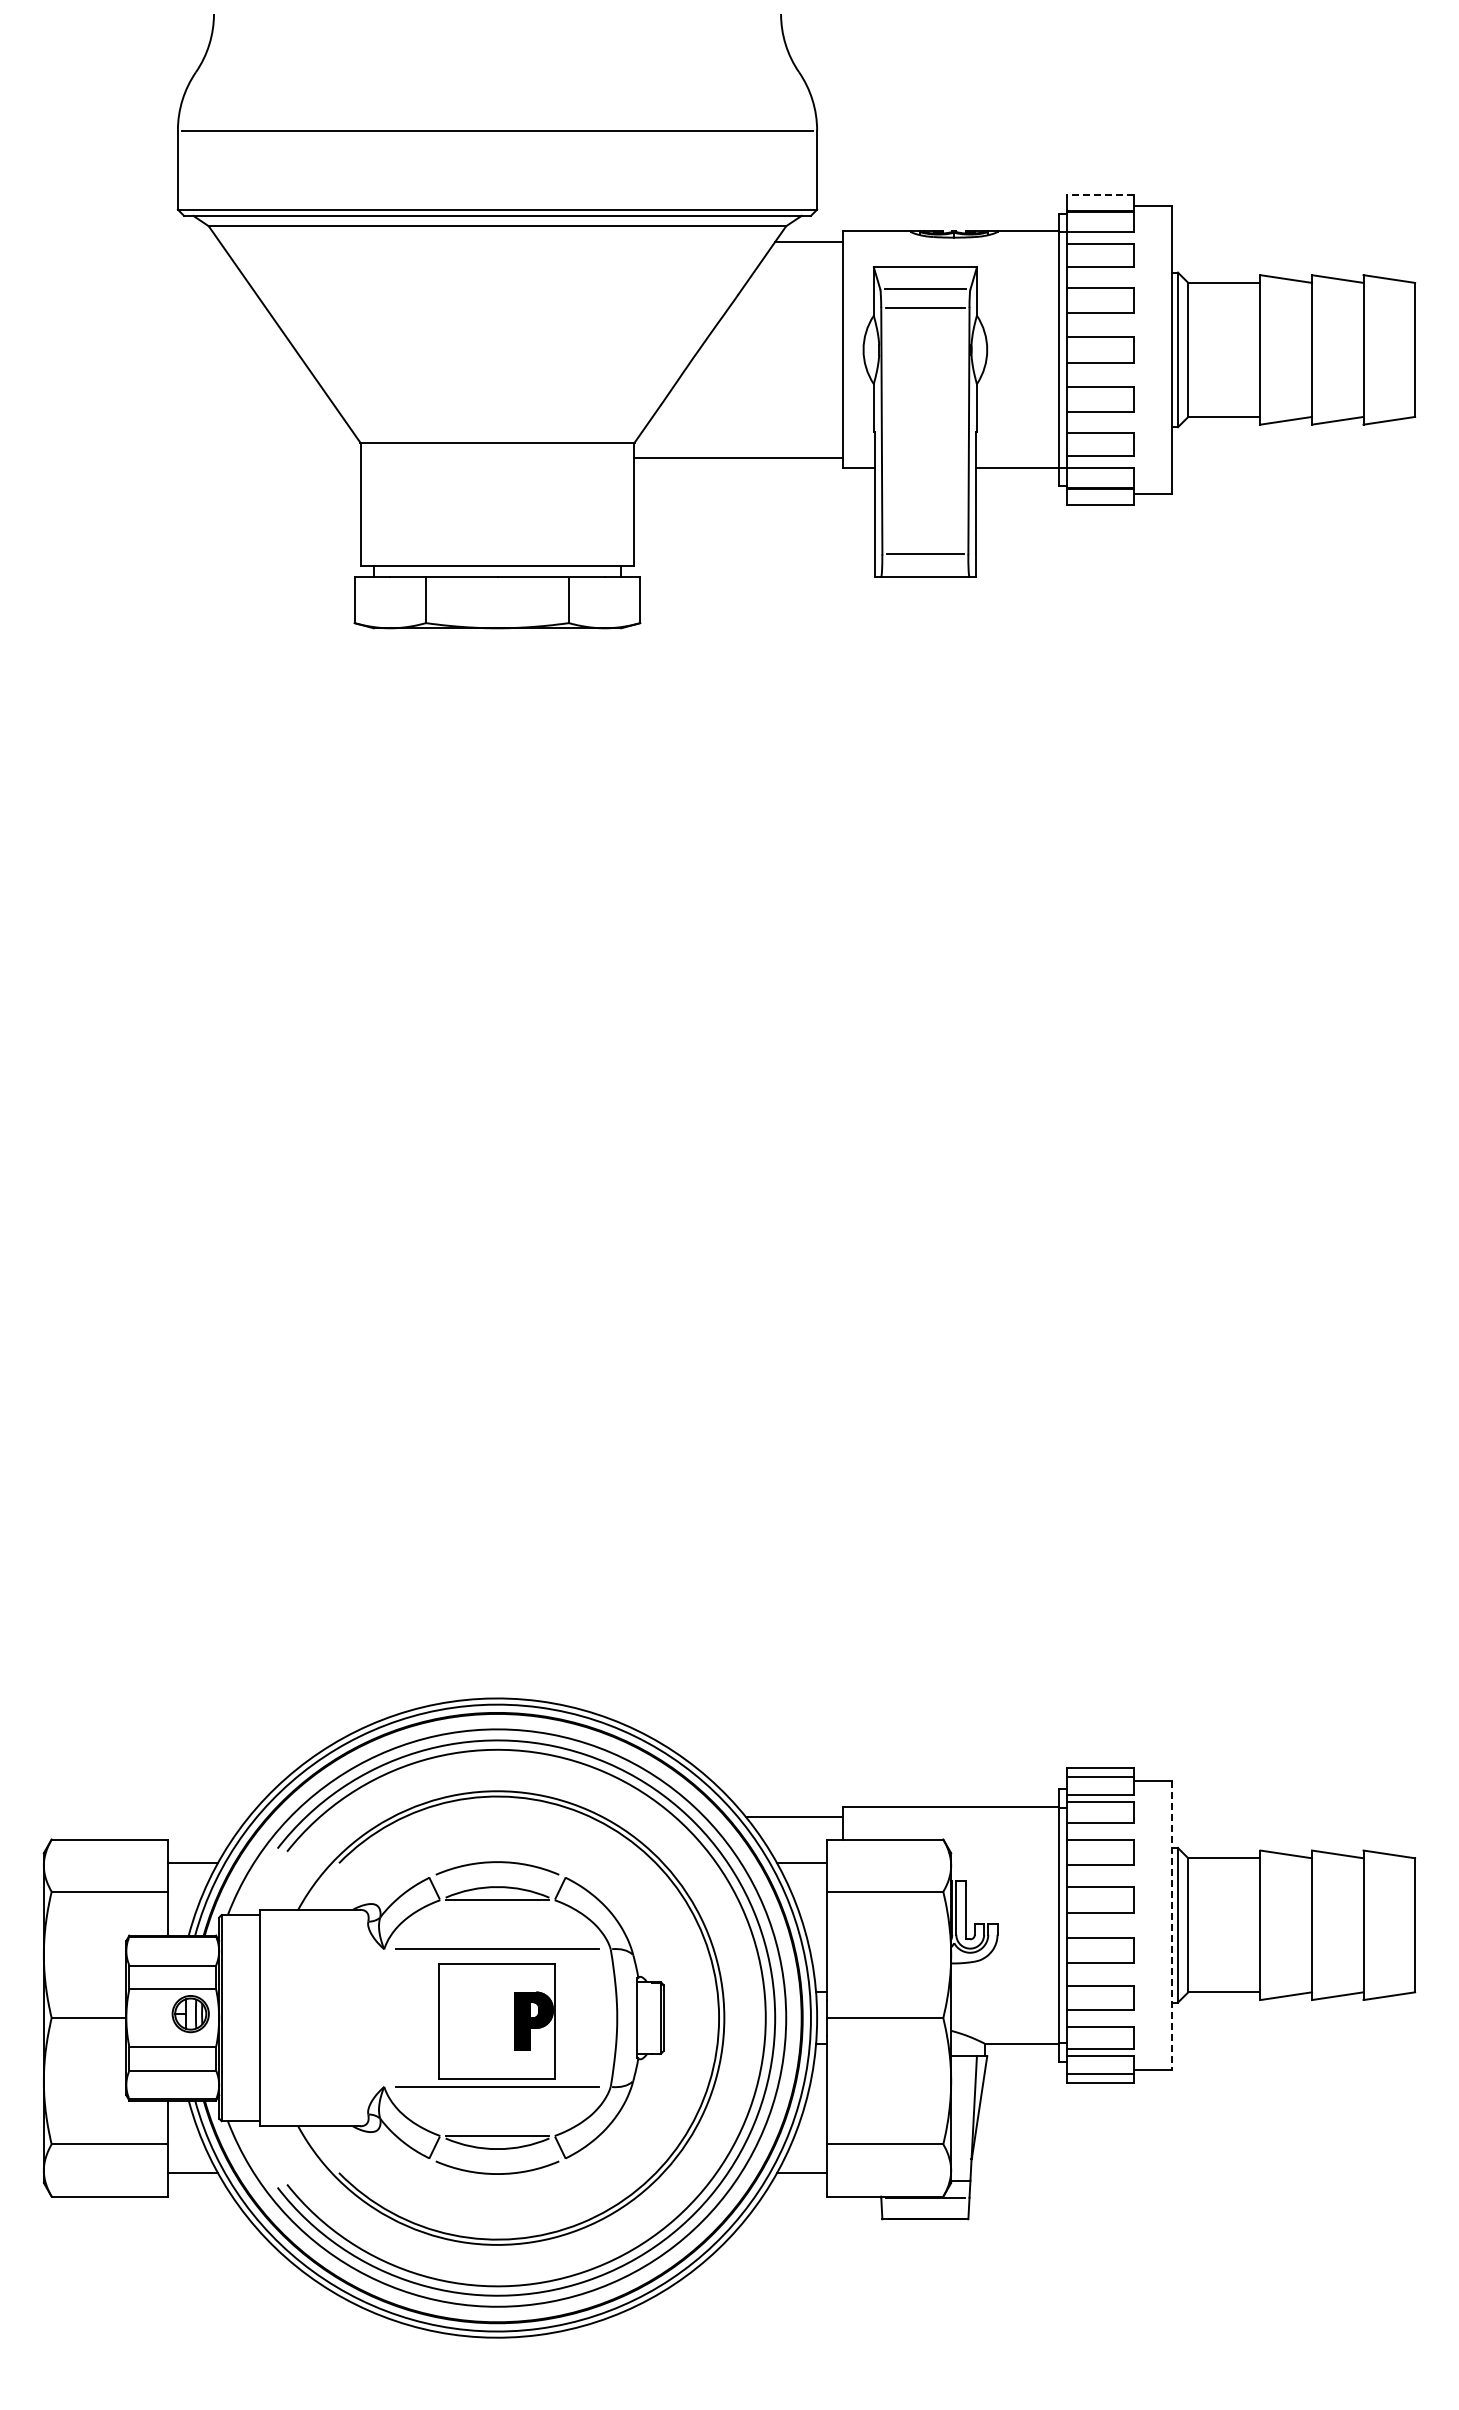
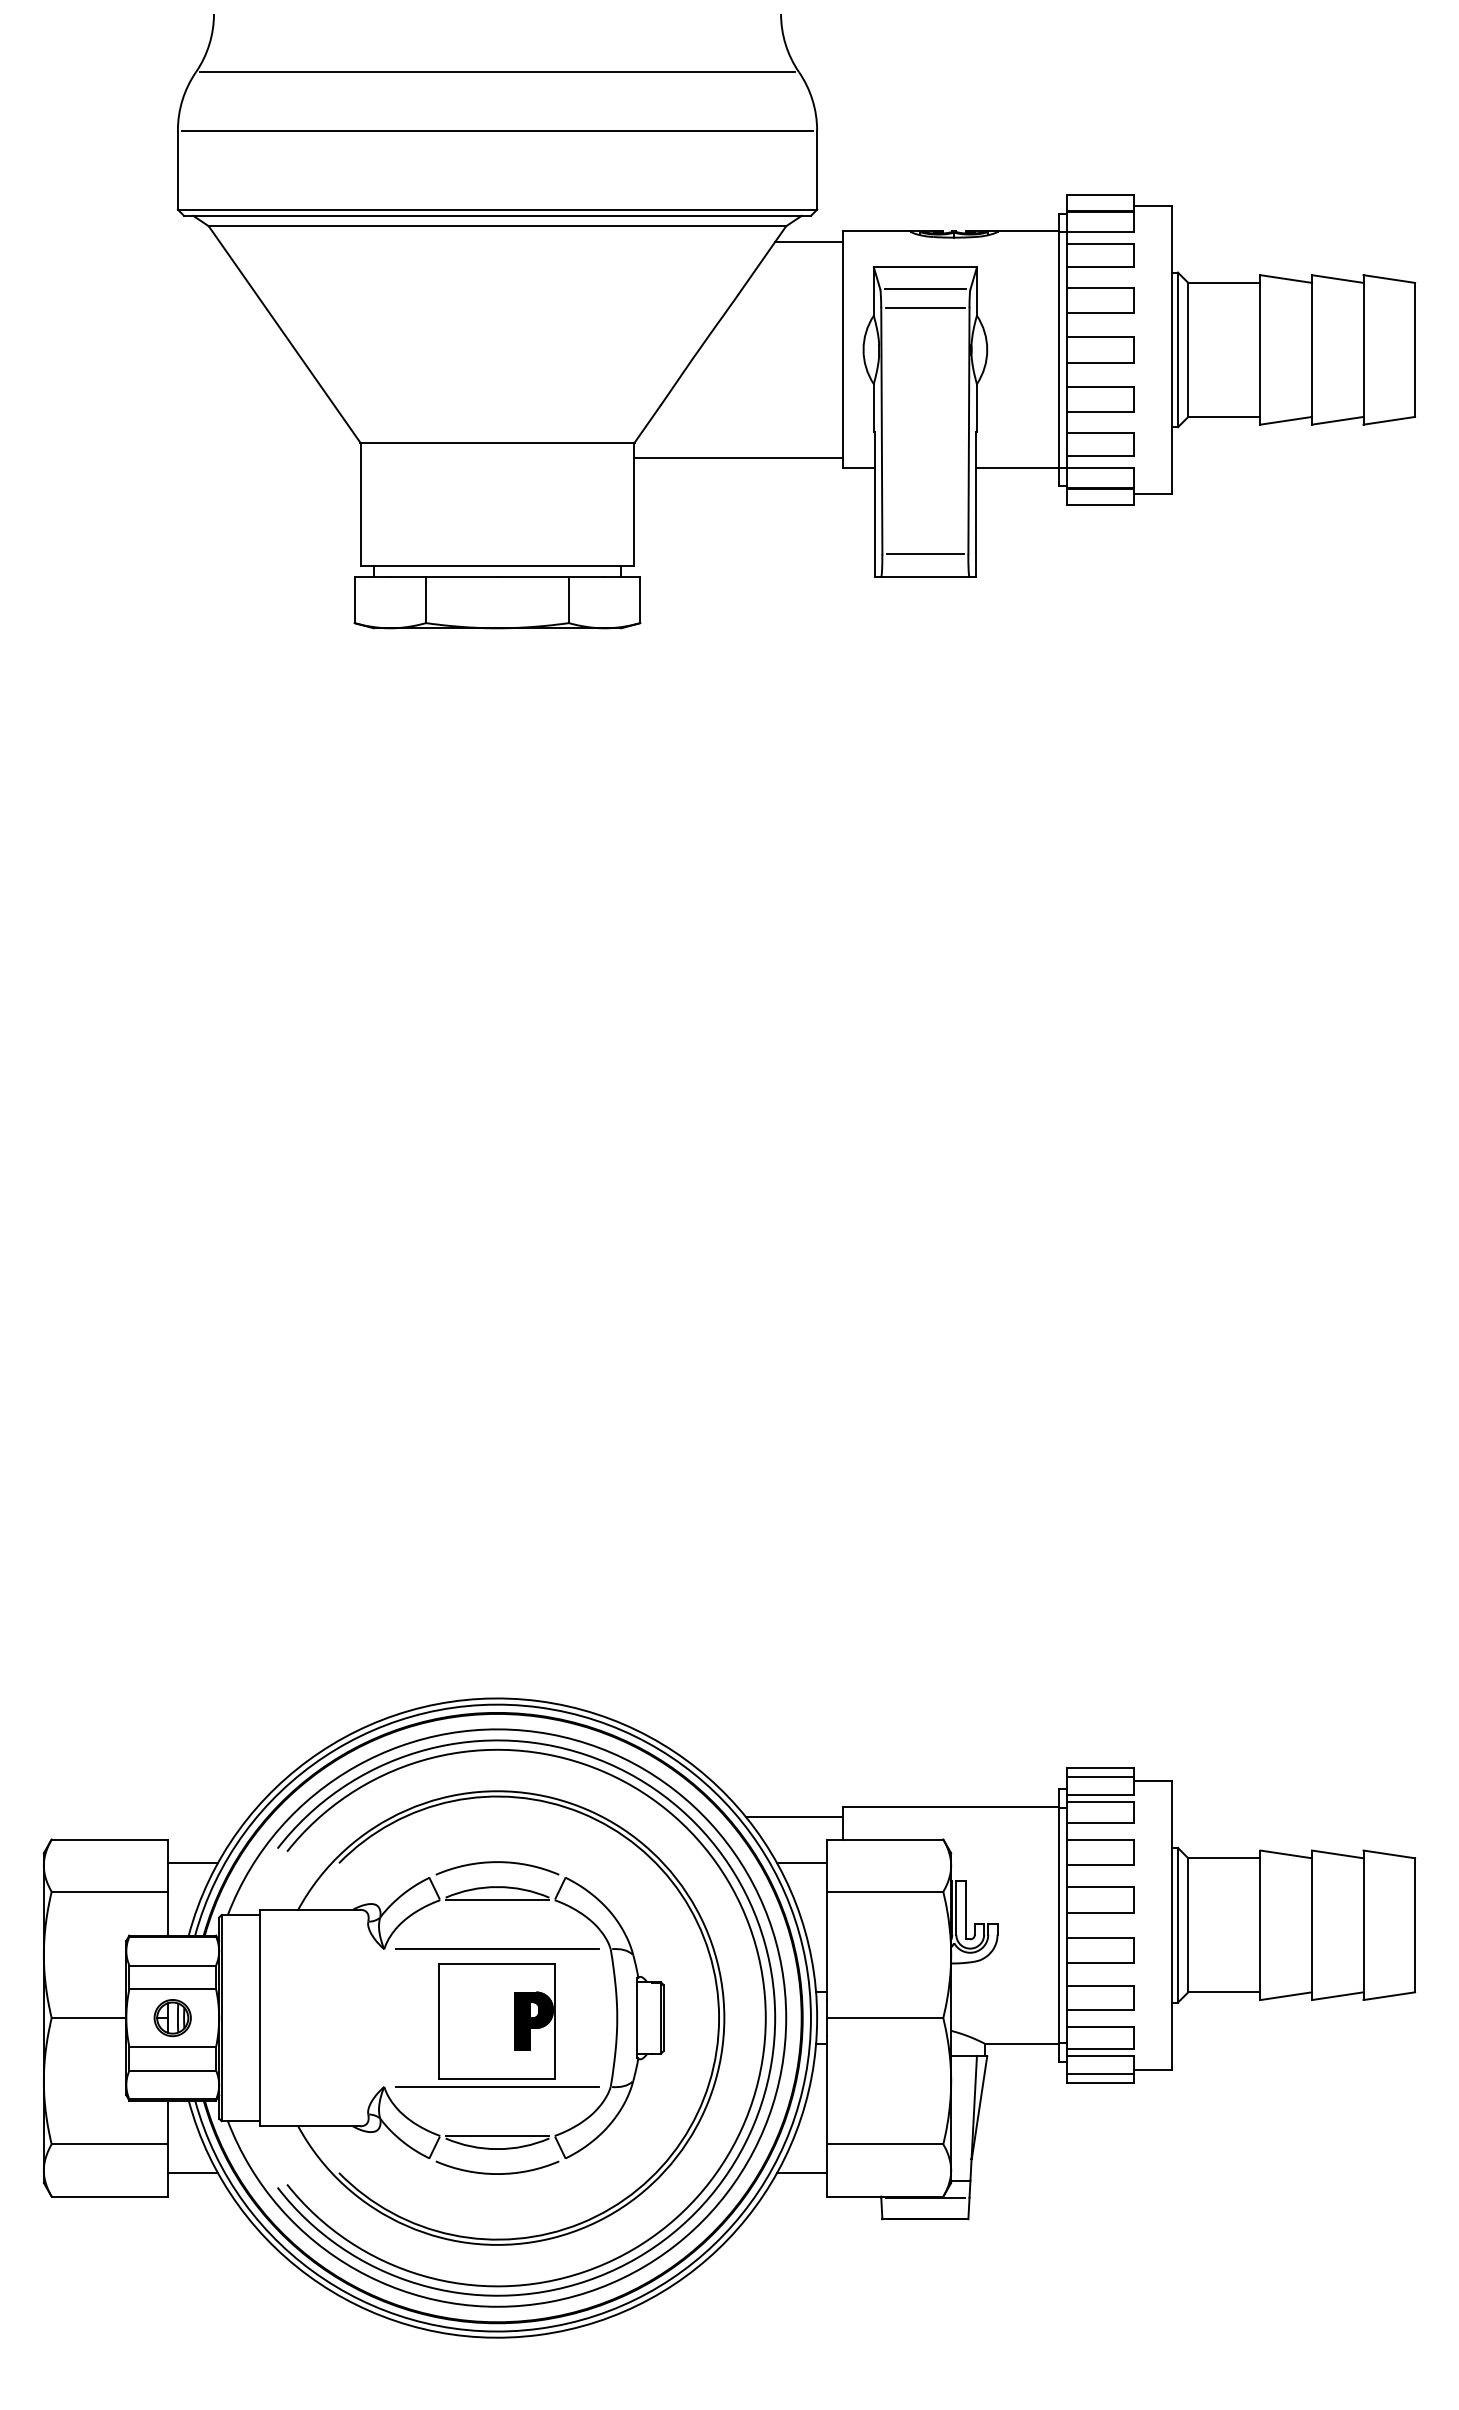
line: none -> present (497, 72)
line: dashed -> solid (1100, 194)
line: dashed -> solid (1171, 1925)
part position: (190, 2014) -> (172, 2018) (172, 2018)
